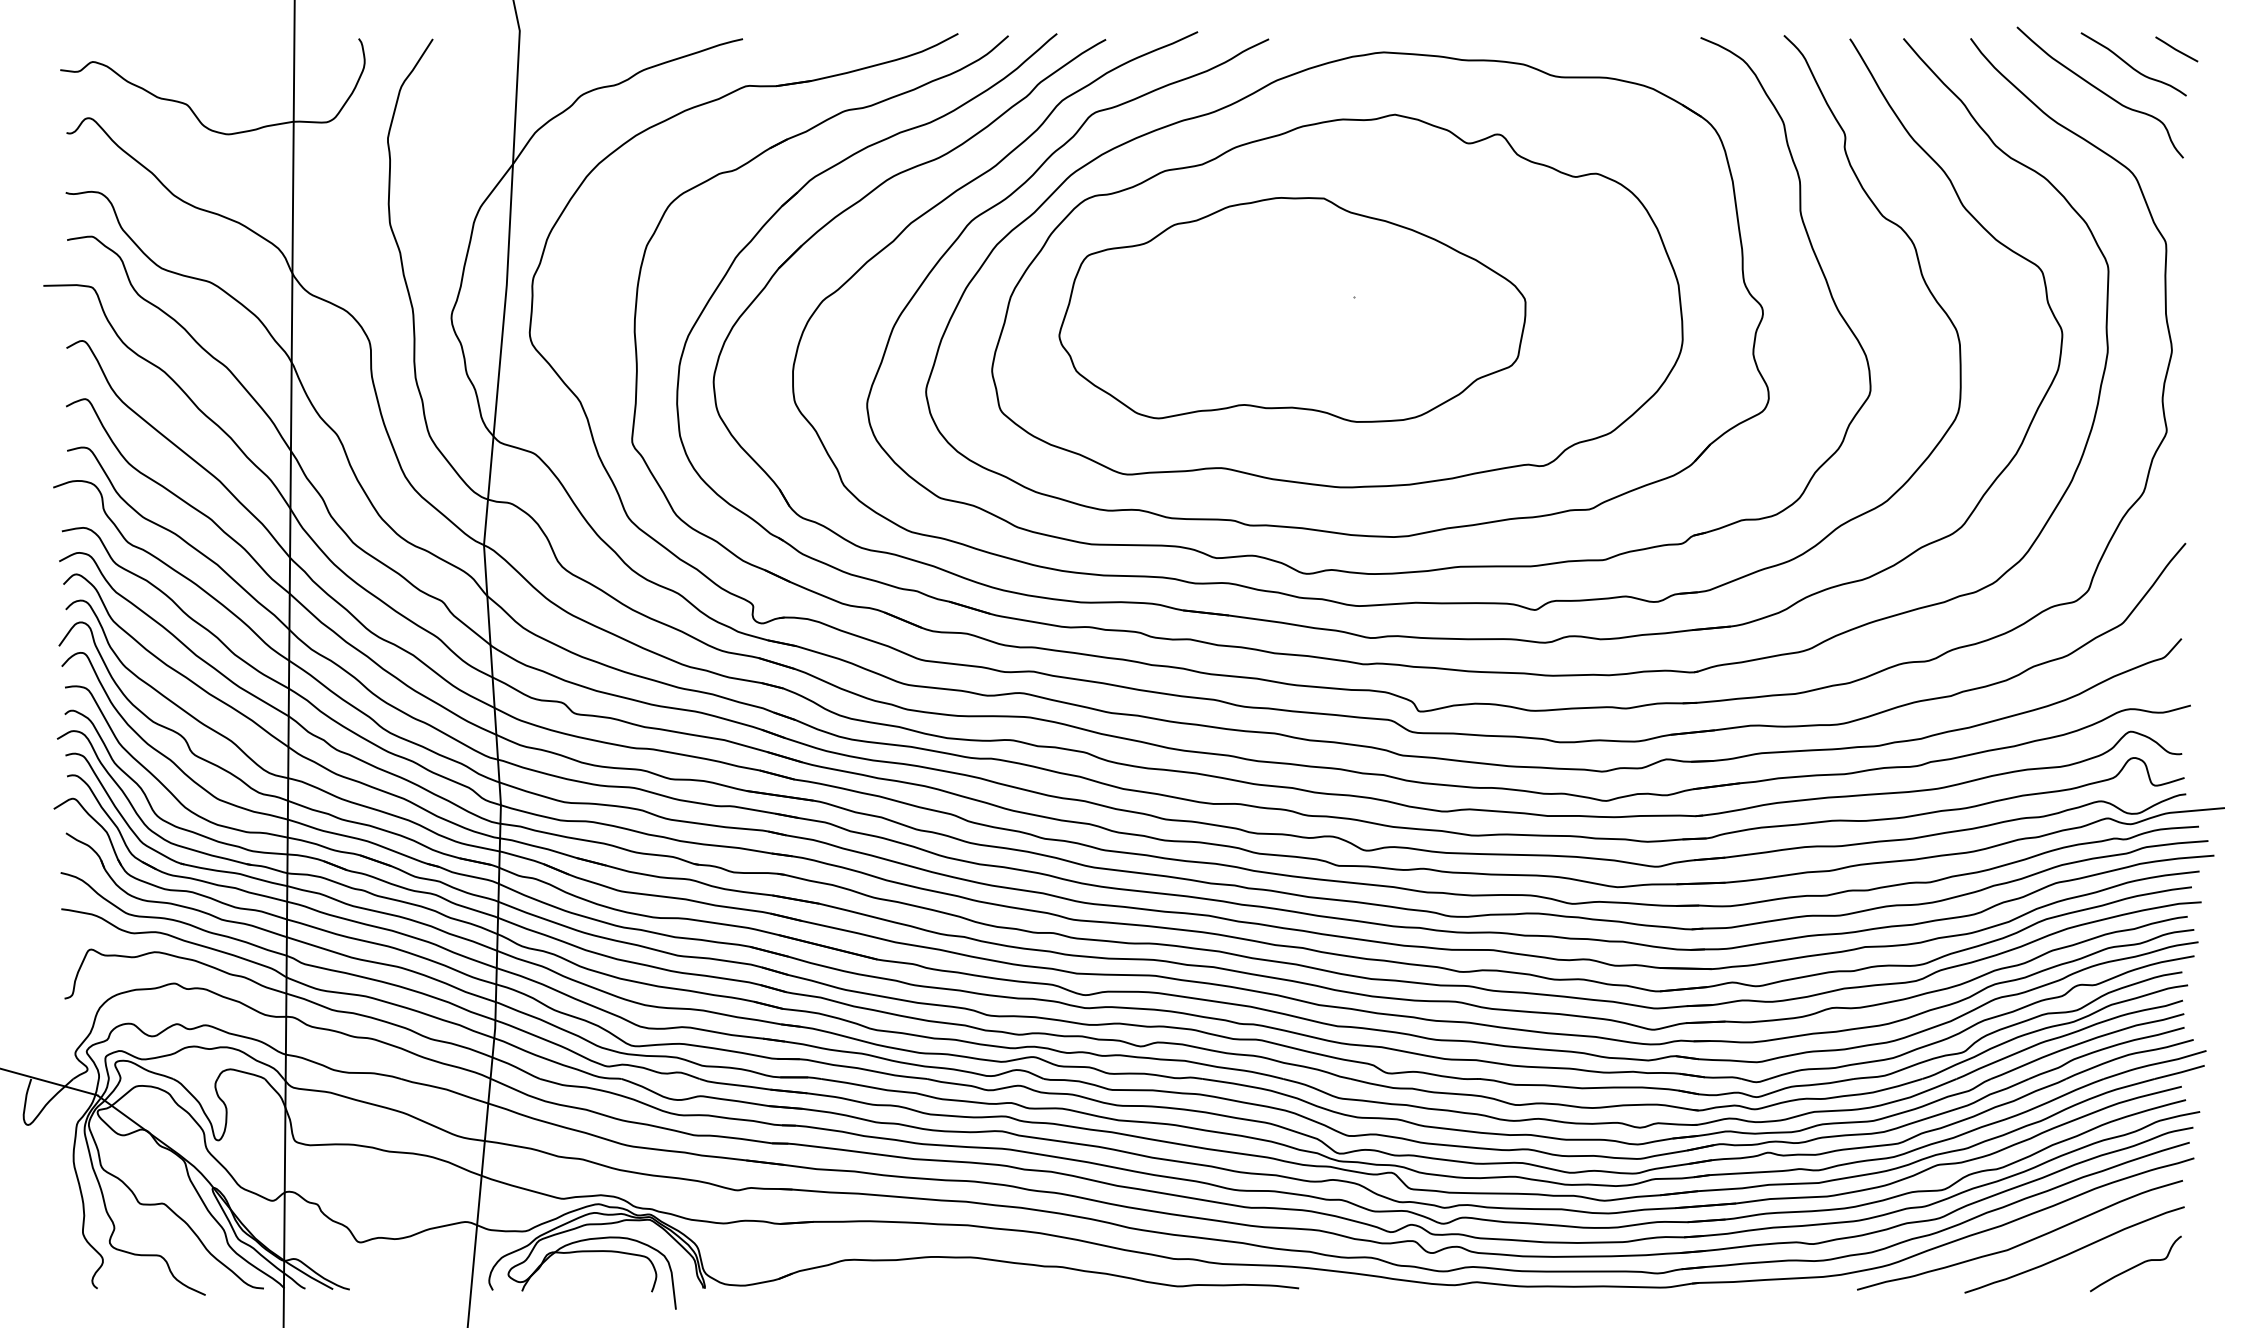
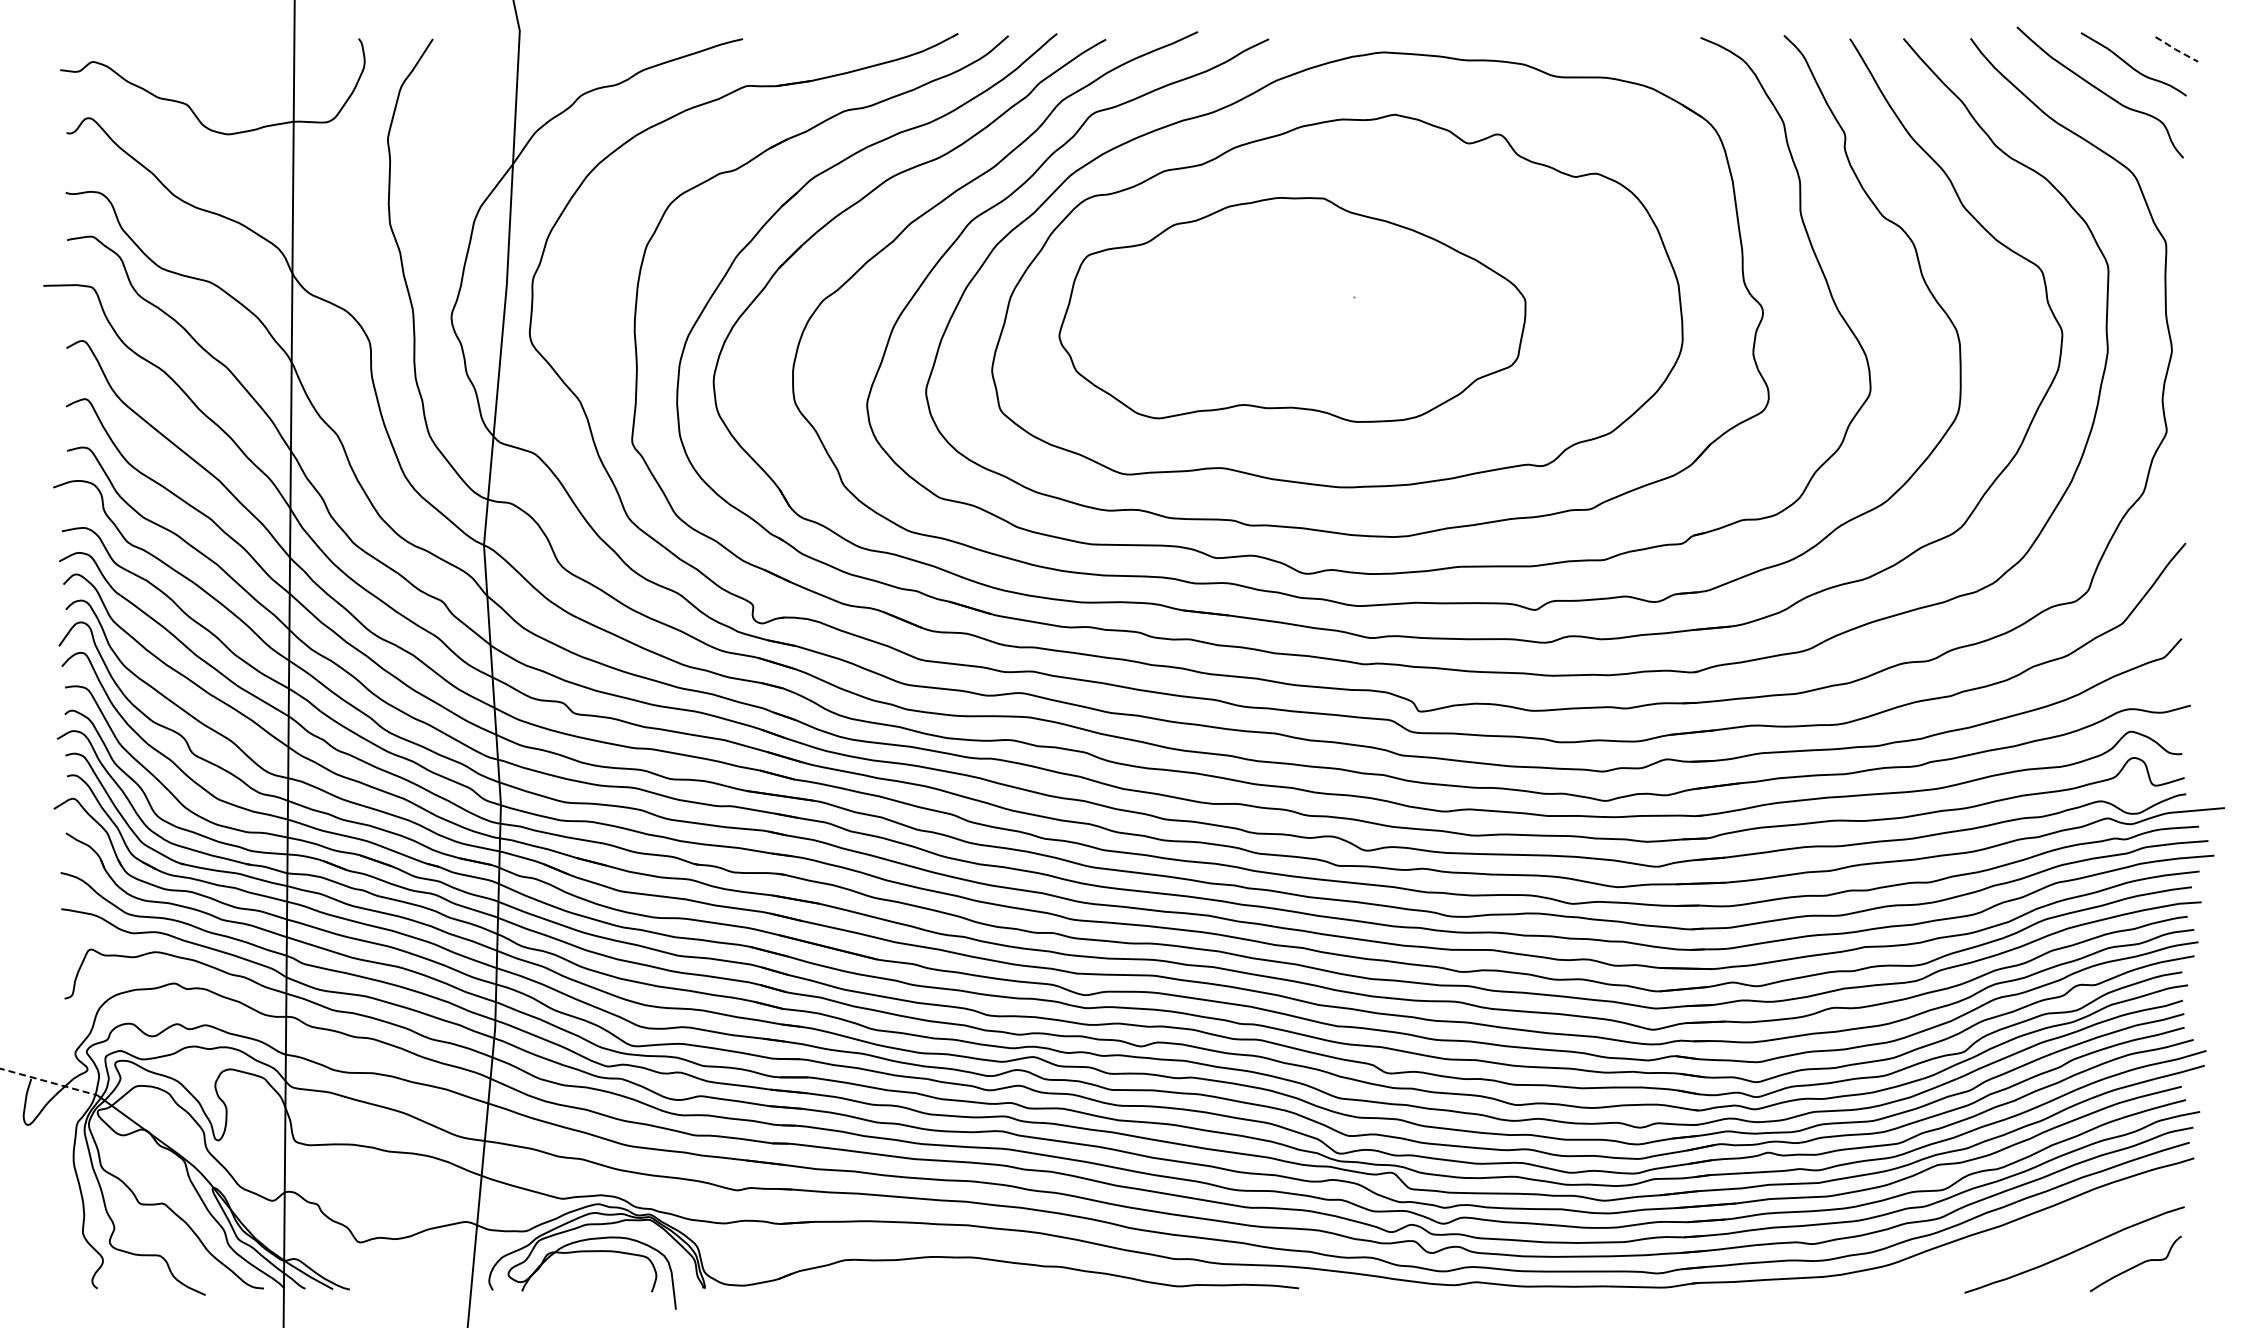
line: solid -> dashed (2175, 49)
line: solid -> dashed (49, 1082)
curve: present -> none (2022, 1242)
